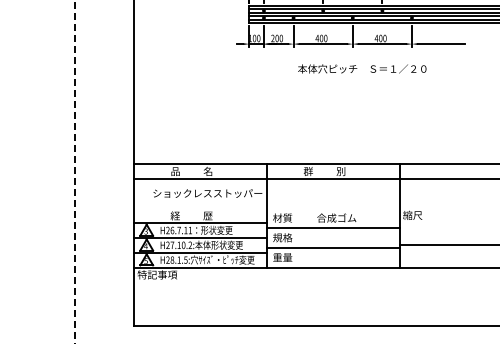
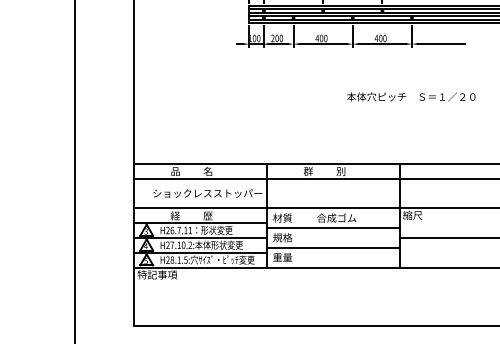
text position: (362, 68) -> (411, 96) (411, 96)
line: dashed -> solid (74, 171)
line: none -> present (314, 208)
line position: (447, 244) -> (447, 237) (447, 237)
